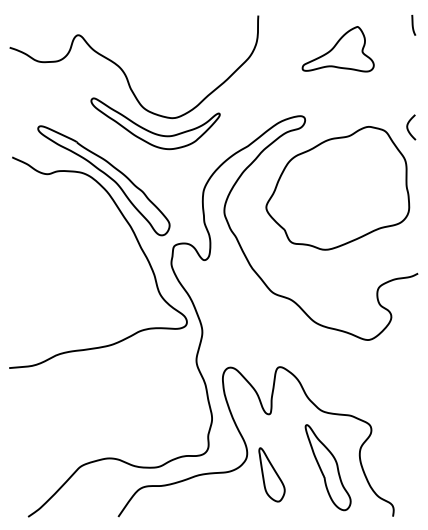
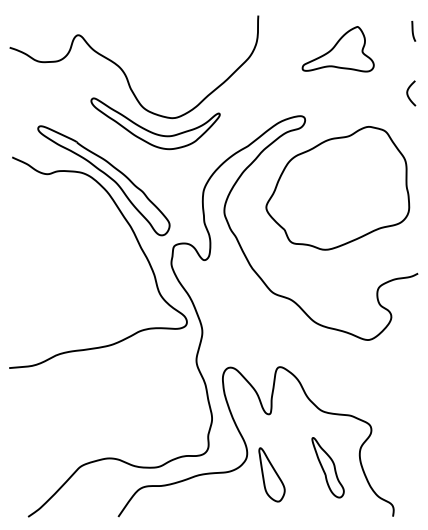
curve position: (413, 25) -> (413, 31) (413, 31)
curve position: (408, 127) -> (408, 93) (408, 93)
part size: 48x88 px -> 34x62 px (327, 467)
